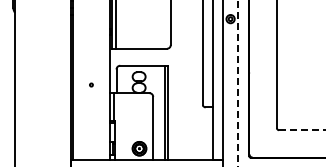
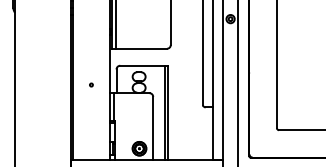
line: dashed -> solid (238, 83)
line: dashed -> solid (302, 130)
